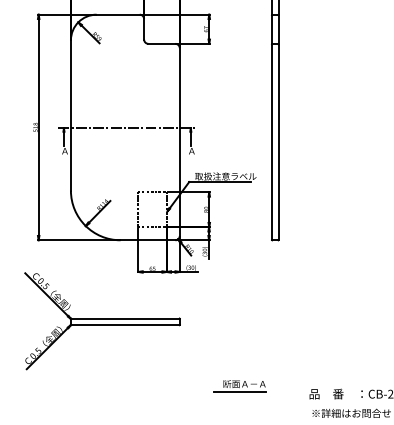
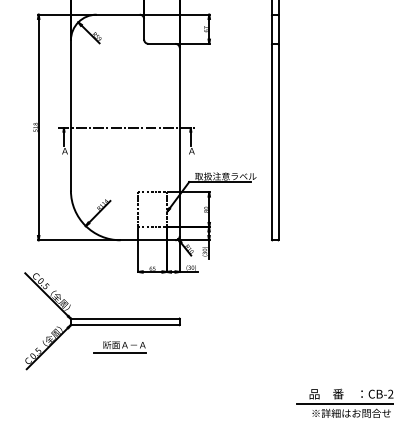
part position: (239, 386) -> (119, 347) (119, 347)
line: none -> present (343, 403)
